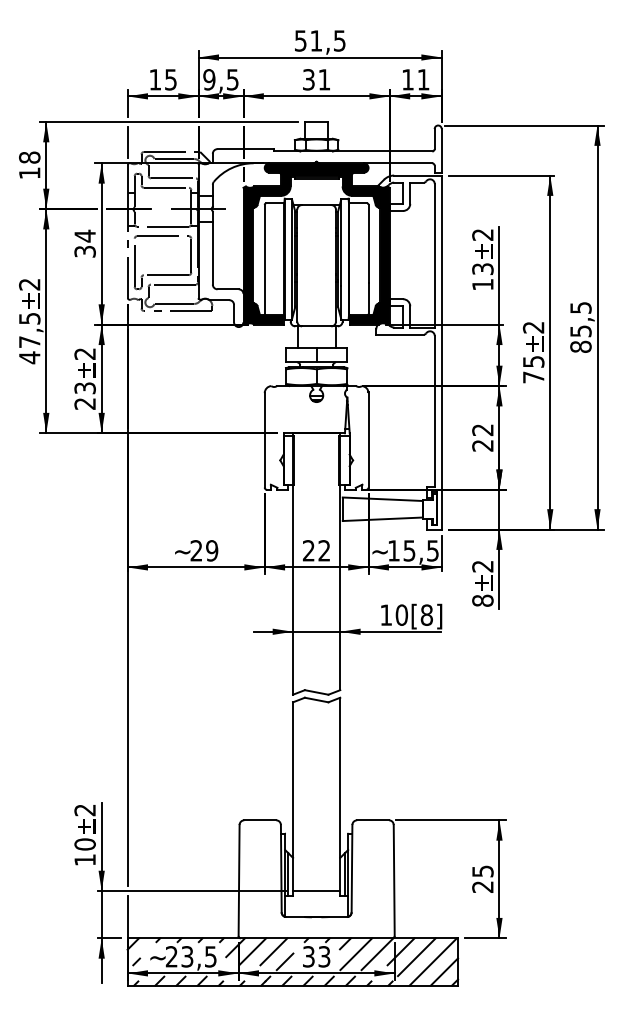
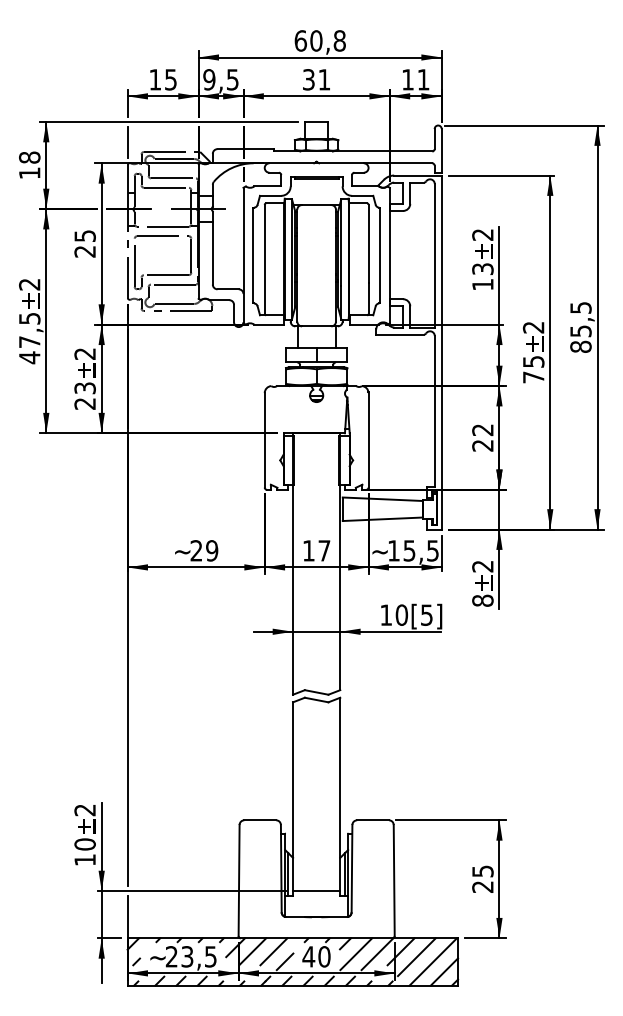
text: 51,5 -> 60,8 (319, 40)
text: 34 -> 25 (84, 243)
fill: present -> none (316, 243)
text: 22 -> 17 (316, 550)
text: [8] -> [5] (426, 614)
text: 33 -> 40 (316, 956)
